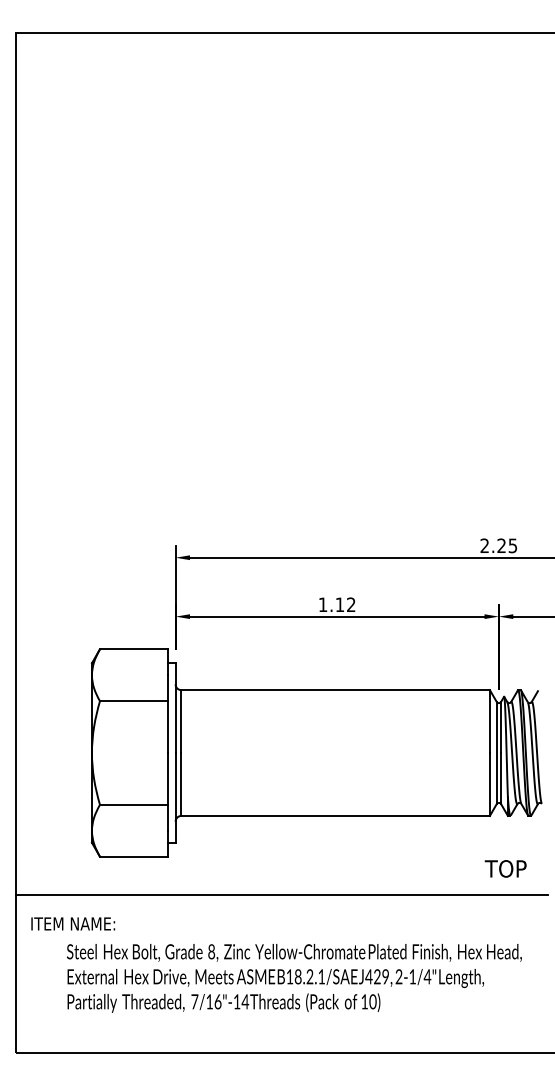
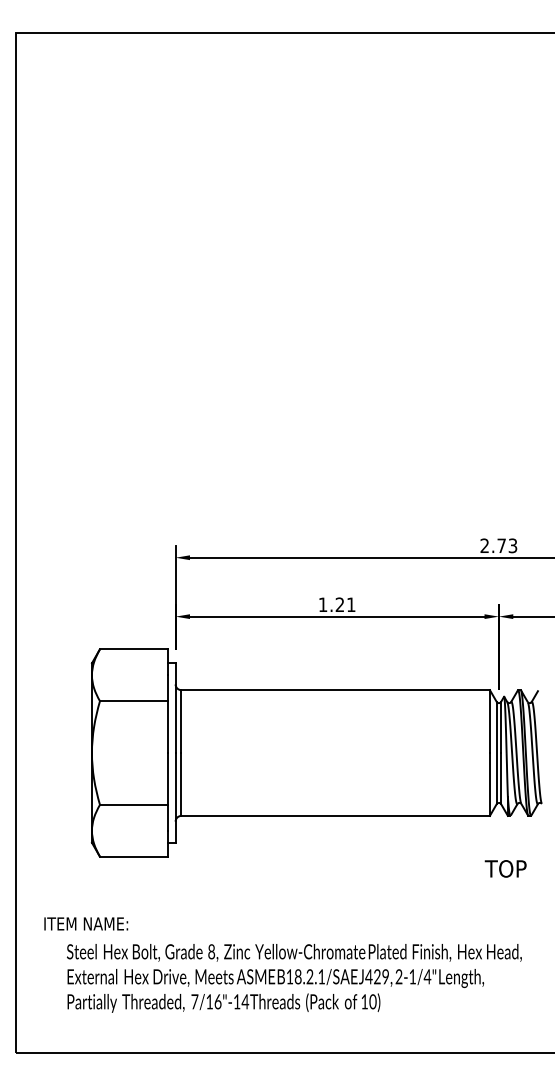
text: 2.25 -> 2.73 (507, 545)
text: 1.12 -> 1.21 (345, 604)
line: present -> none (281, 894)
text position: (73, 923) -> (86, 923) (86, 923)
